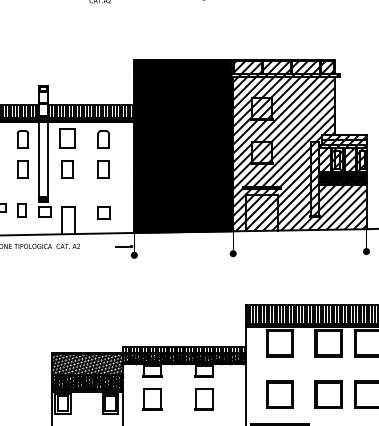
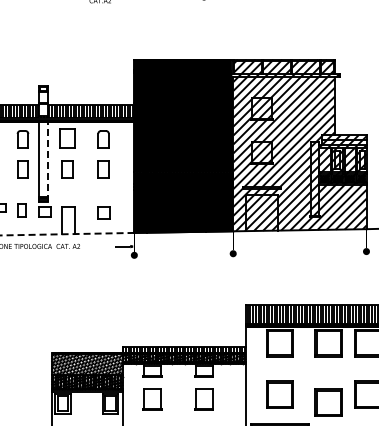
line: solid -> dashed (48, 160)
line: solid -> dashed (67, 234)
part position: (328, 394) -> (328, 402) (328, 402)
